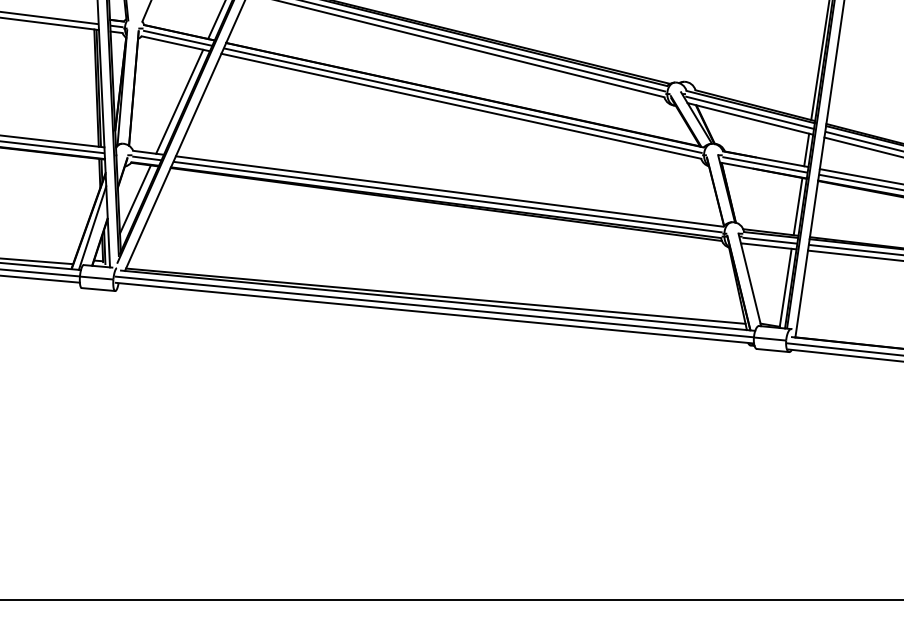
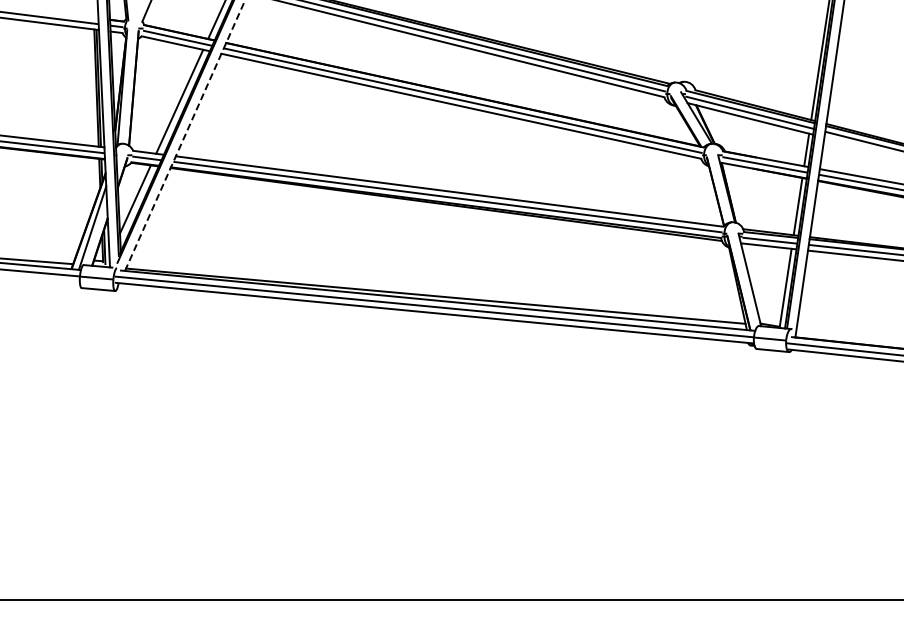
line: solid -> dashed (185, 135)
line: present -> none (862, 146)
line: present -> none (40, 278)
